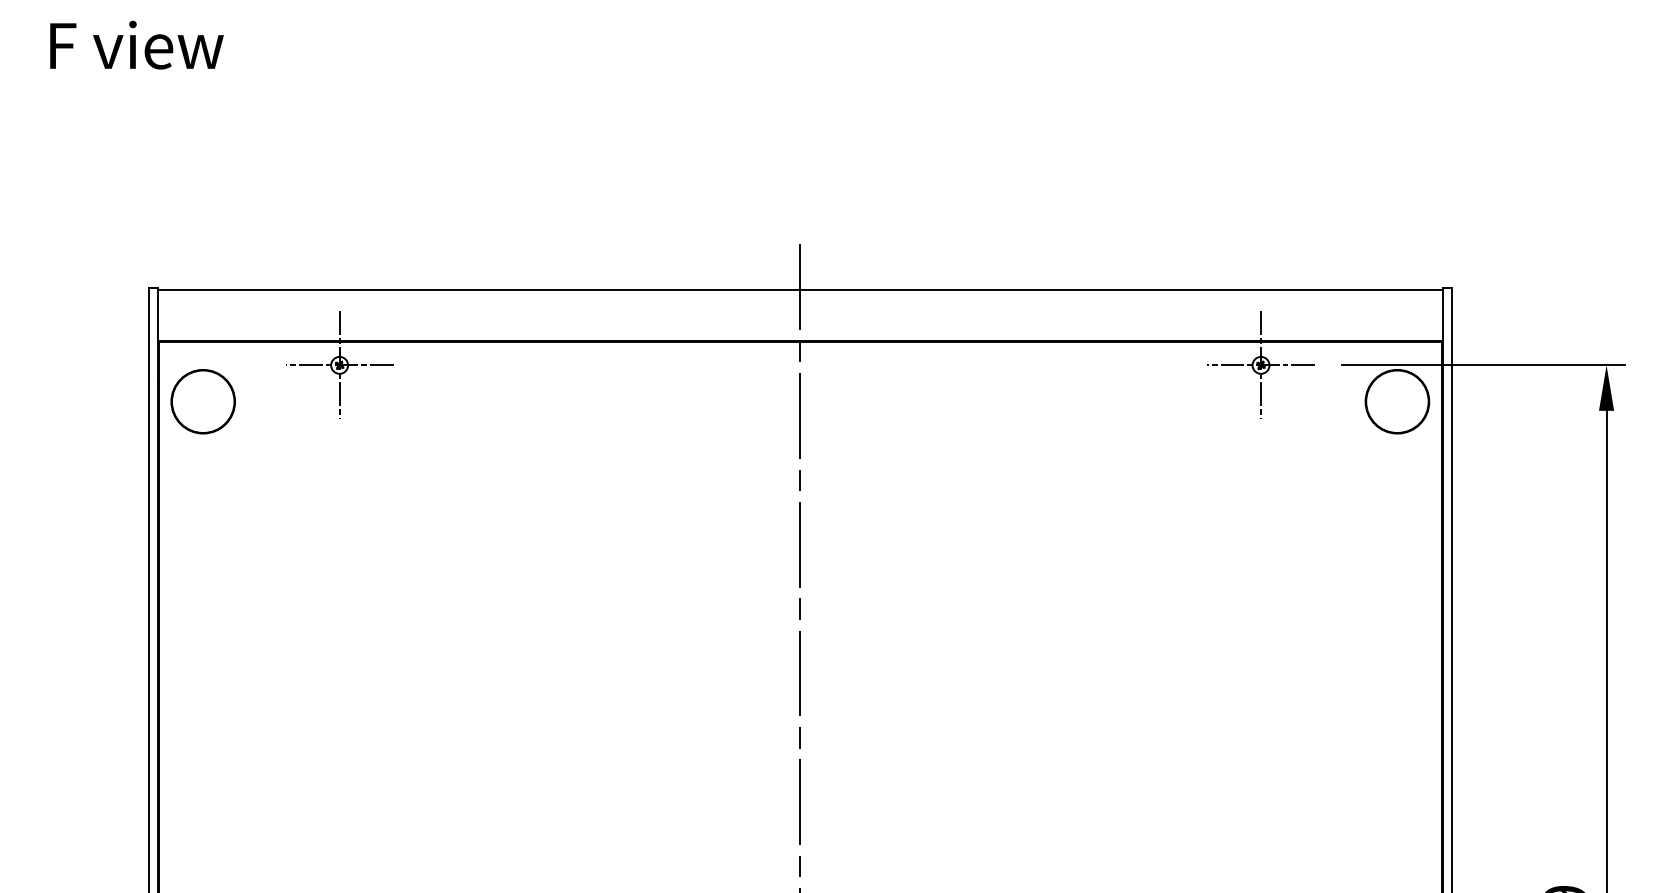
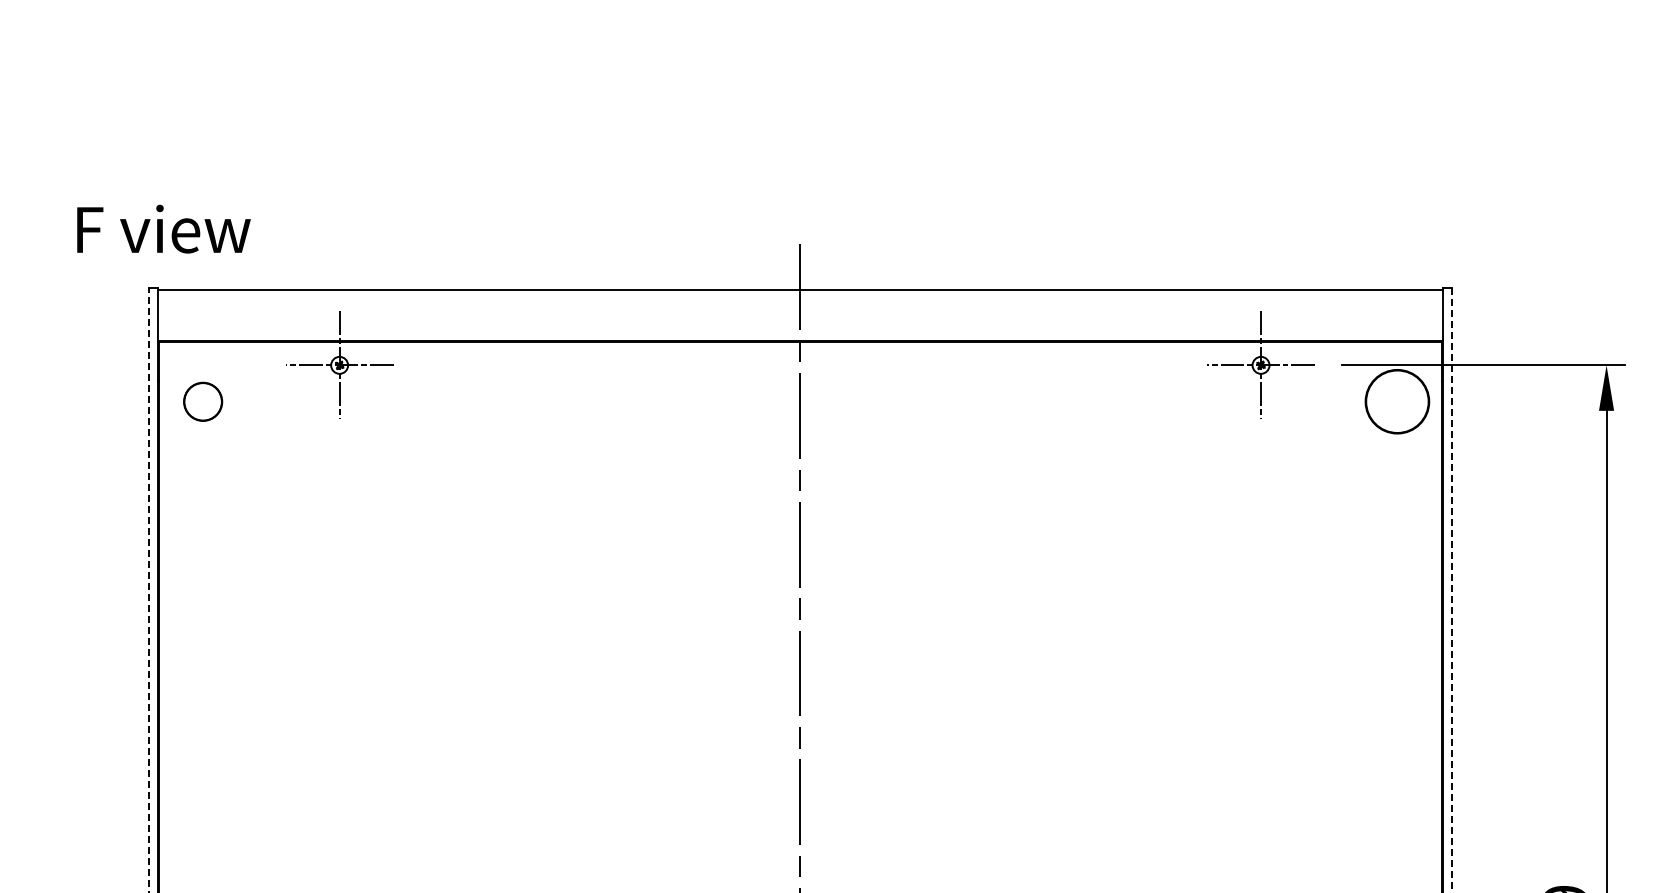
text position: (136, 44) -> (163, 228) (163, 228)
circle size: 66x66 px -> 41x41 px (203, 401)
line: solid -> dashed (148, 589)
line: solid -> dashed (1451, 590)
